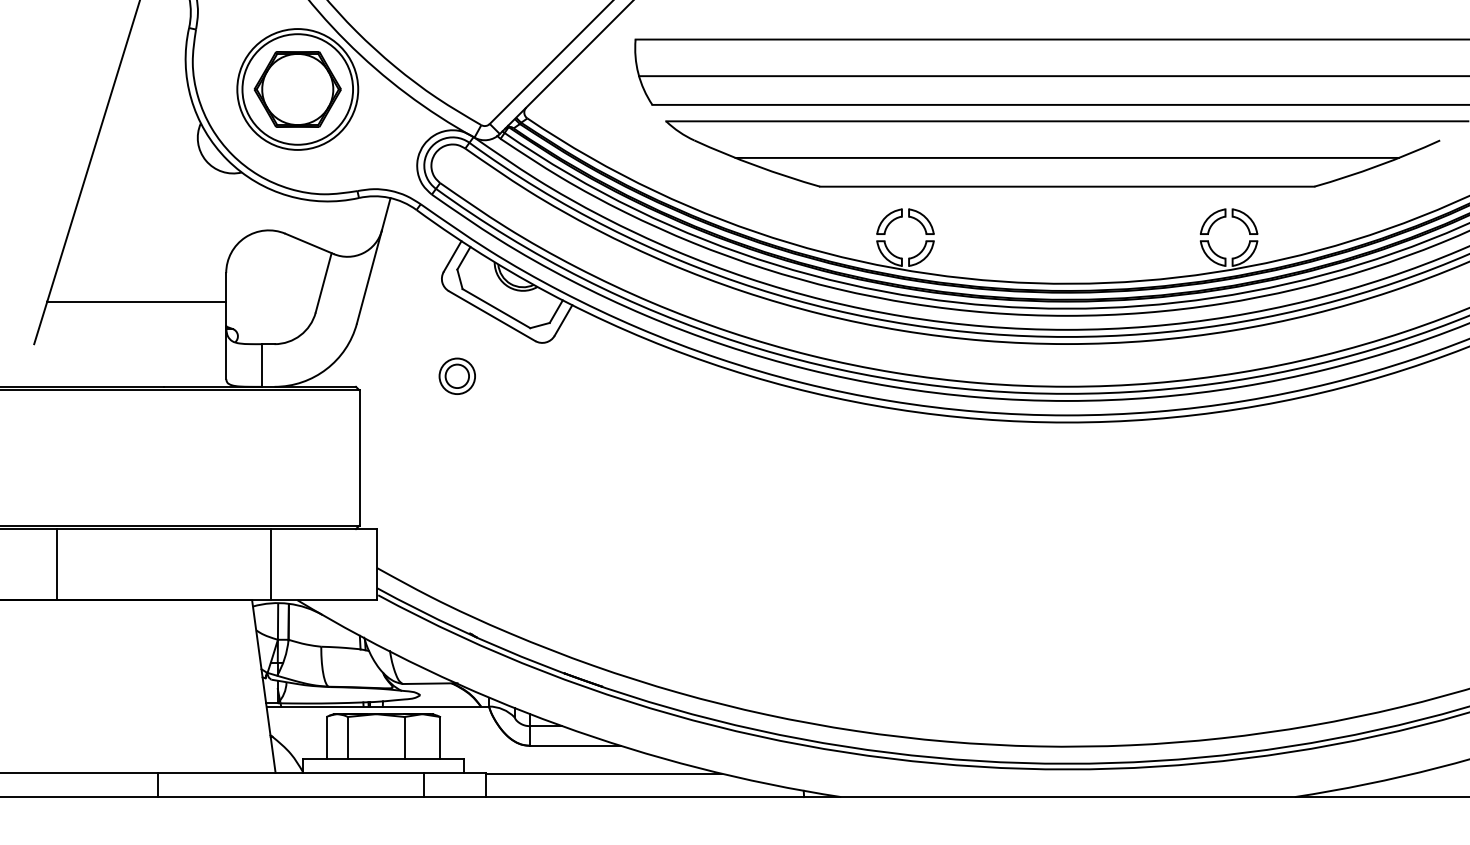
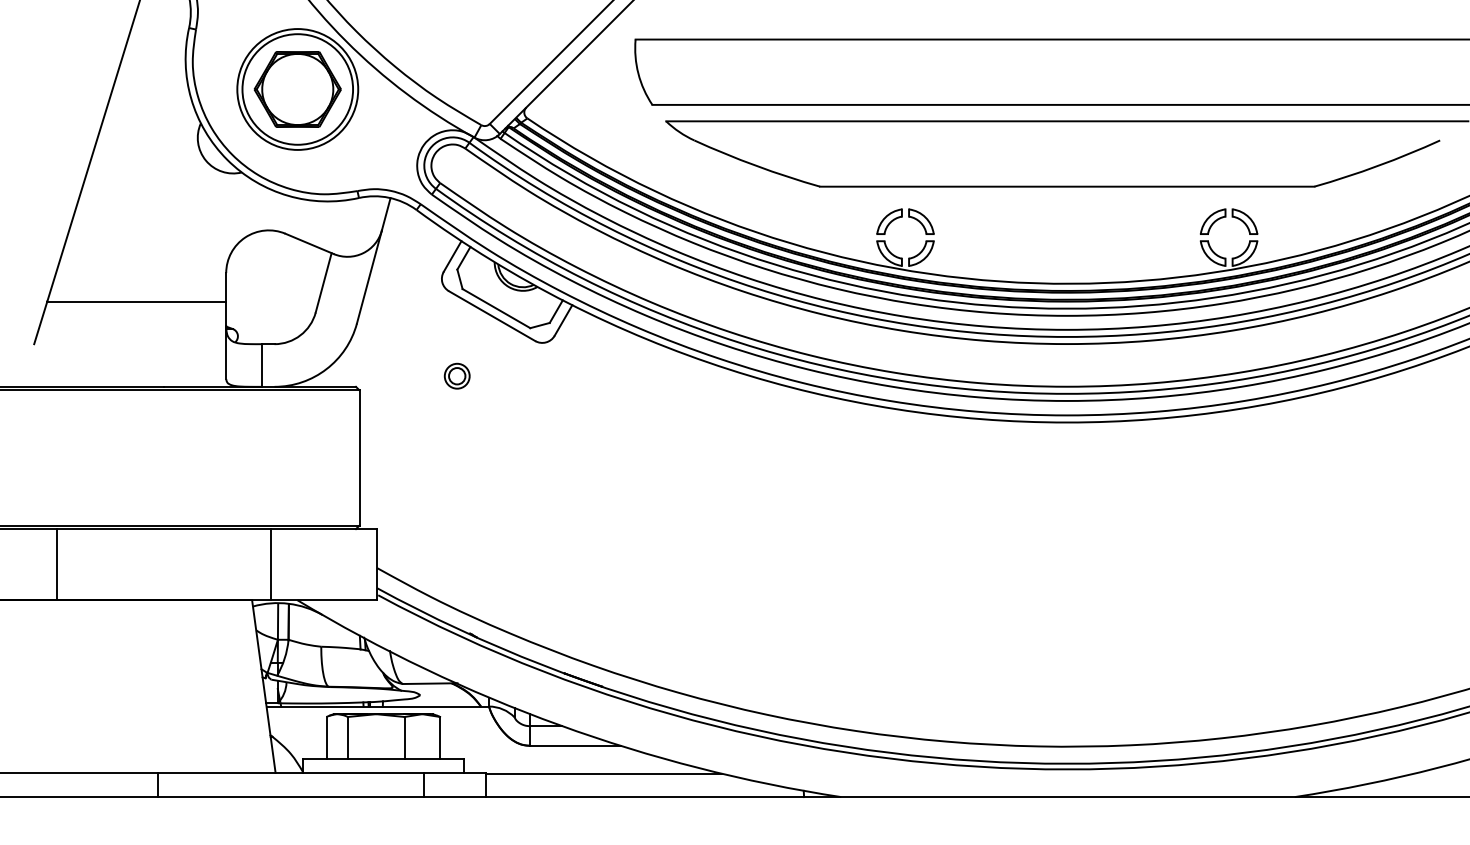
line: present -> none (1052, 76)
line: present -> none (1067, 157)
part size: 38x38 px -> 28x28 px (456, 375)
